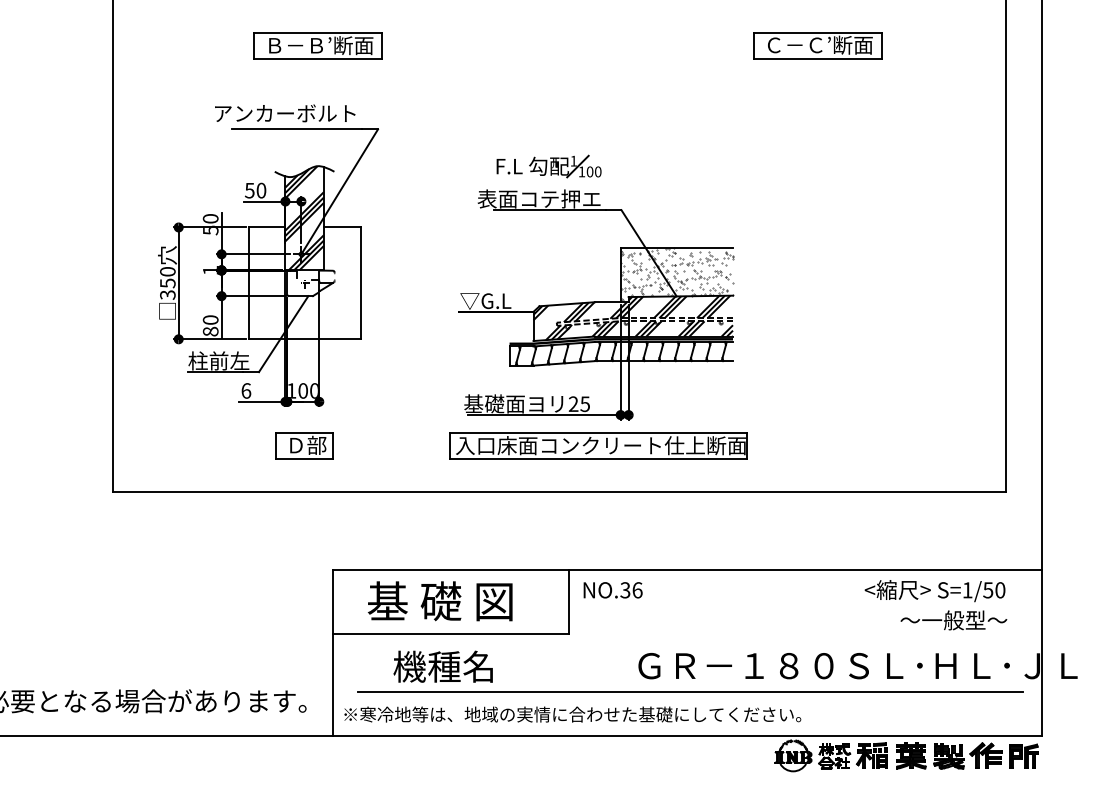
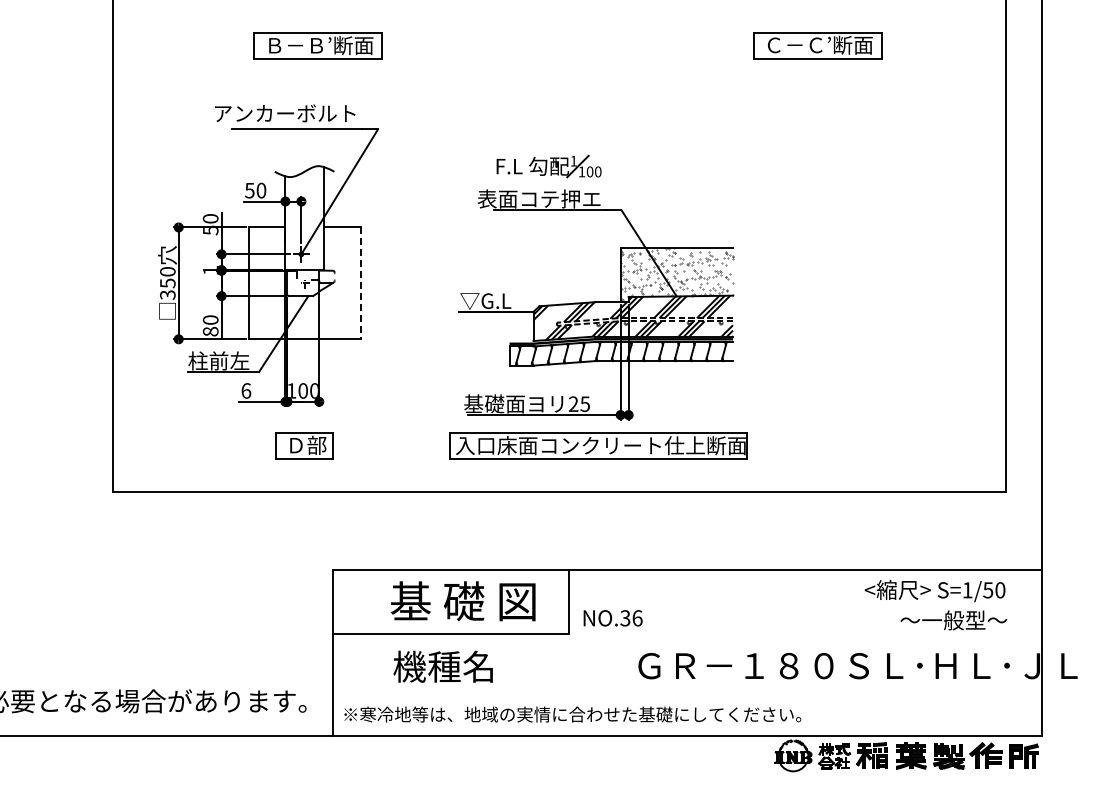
hatch: present -> none (304, 218)
line: solid -> dashed (360, 283)
text position: (612, 590) -> (612, 618) (612, 618)
text position: (439, 601) -> (462, 601) (462, 601)
line: present -> none (690, 692)
